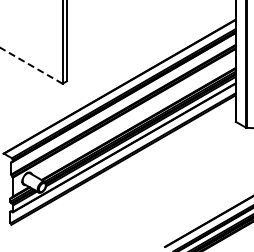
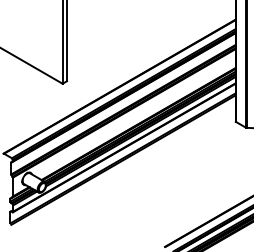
line: dashed -> solid (31, 65)
